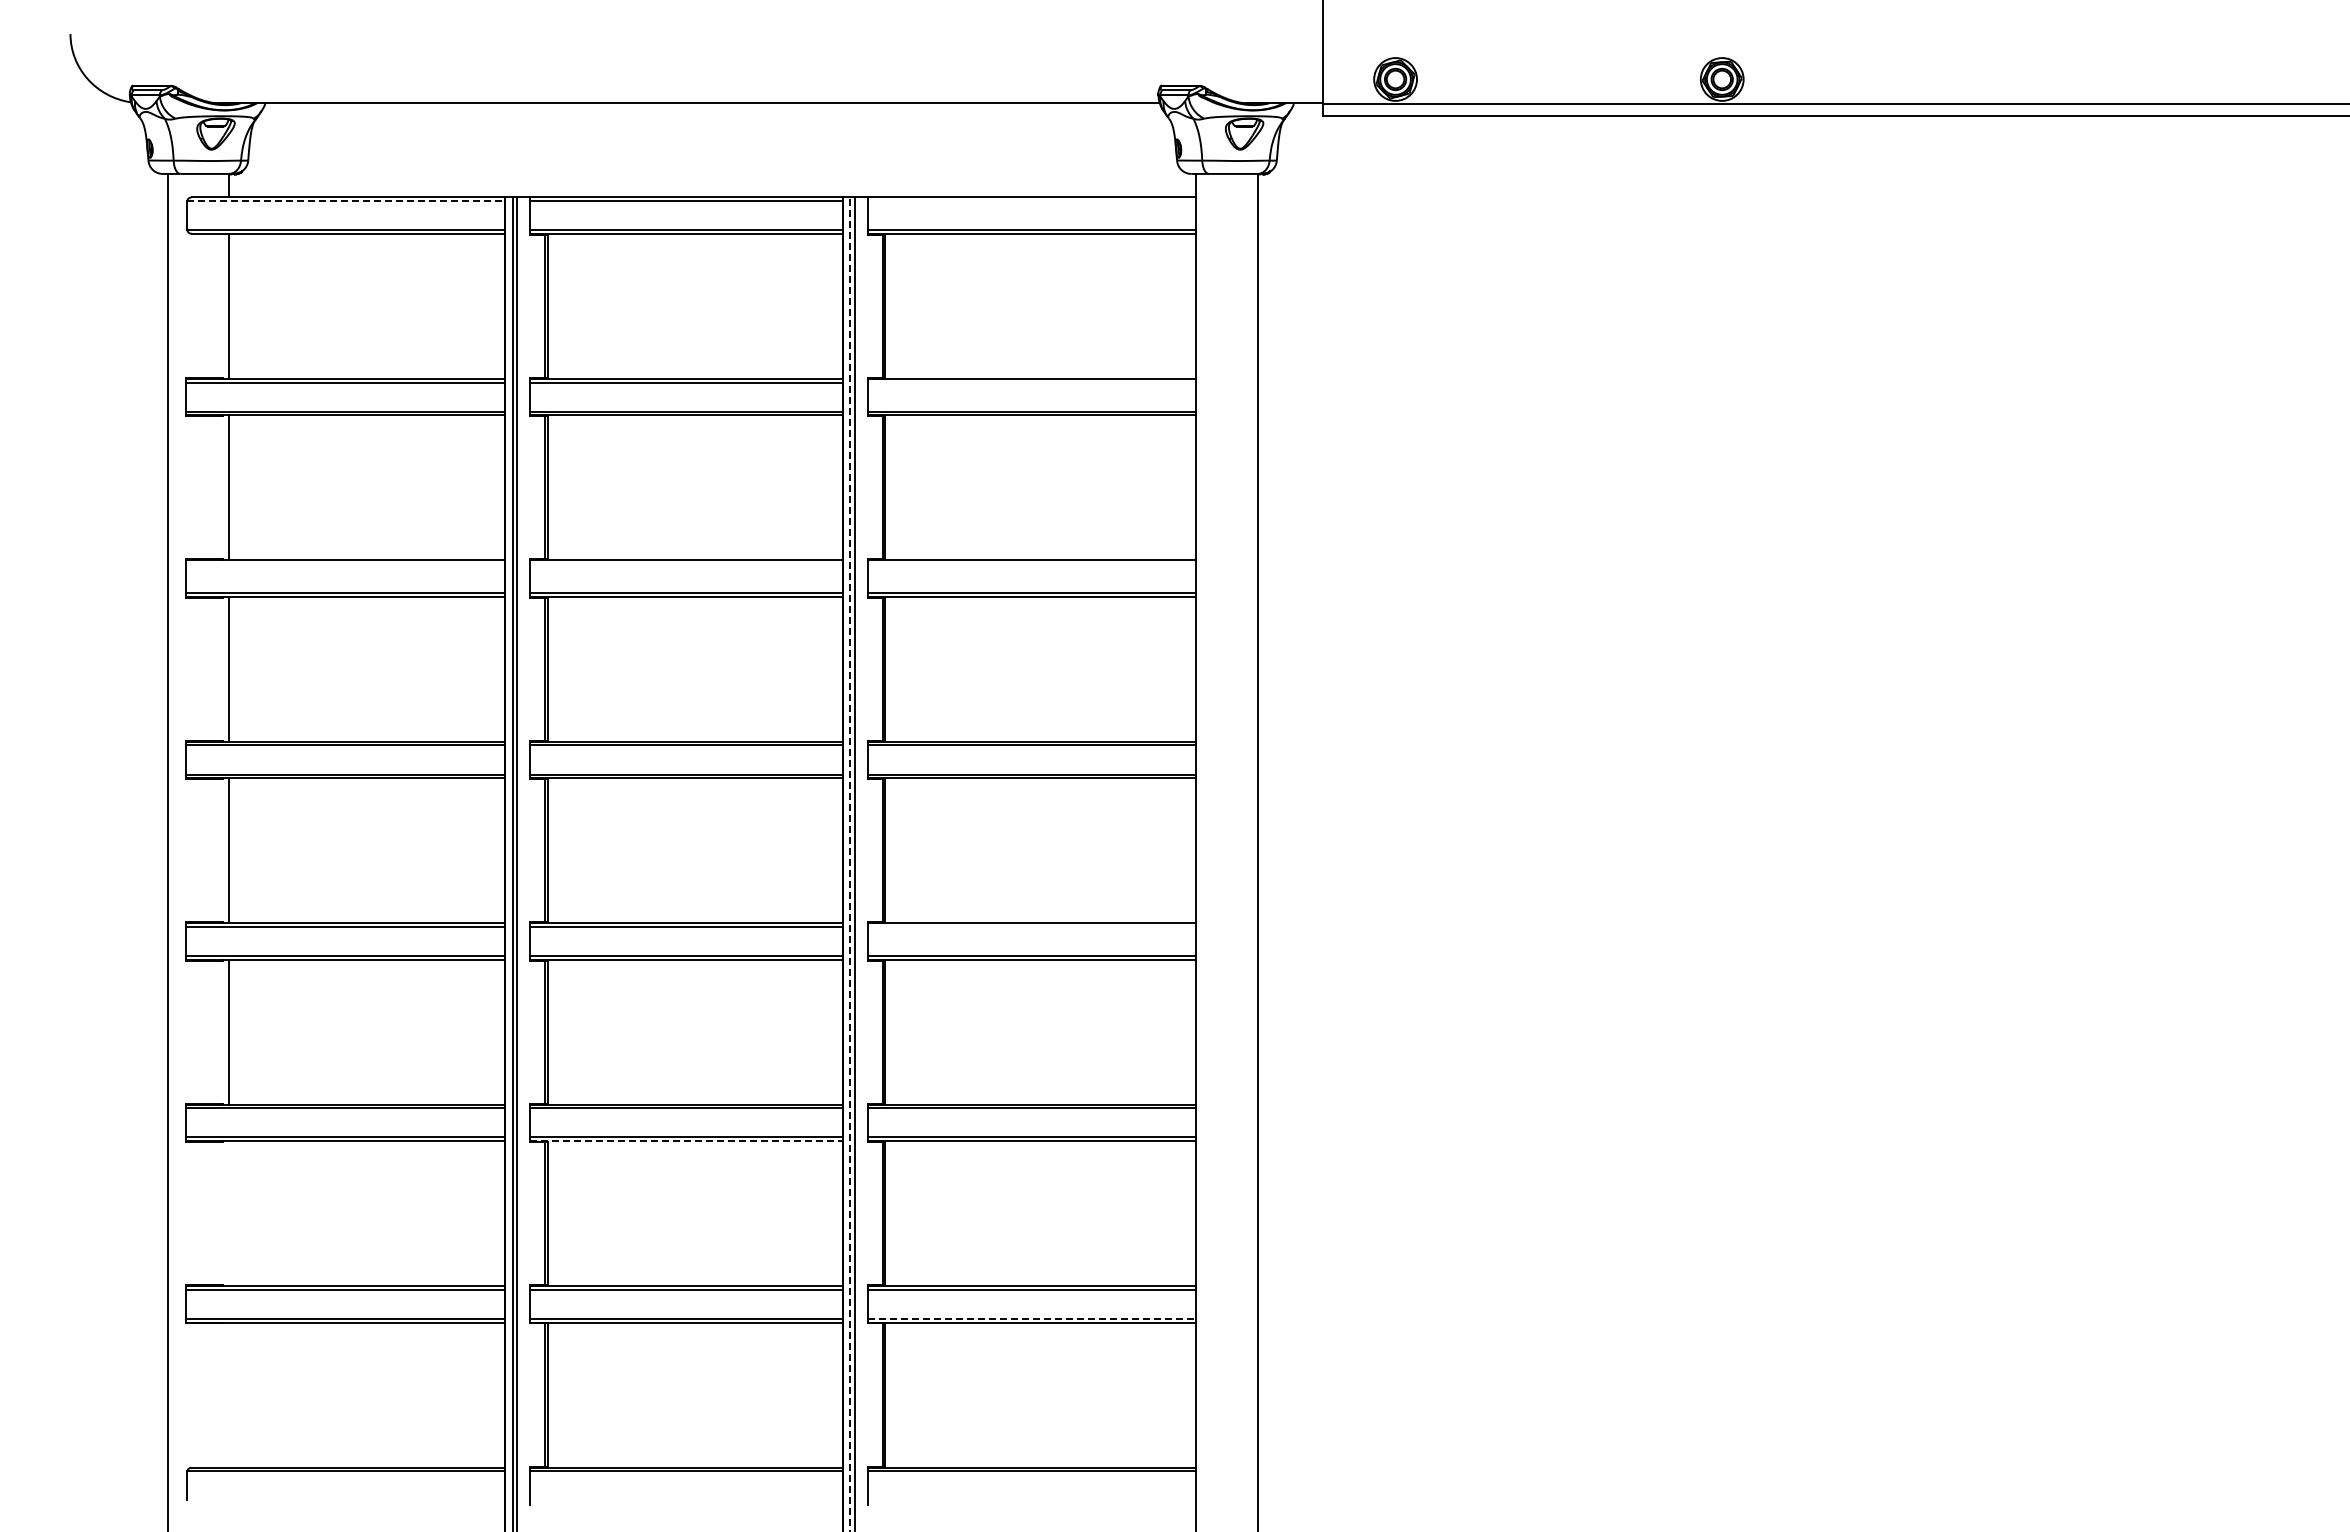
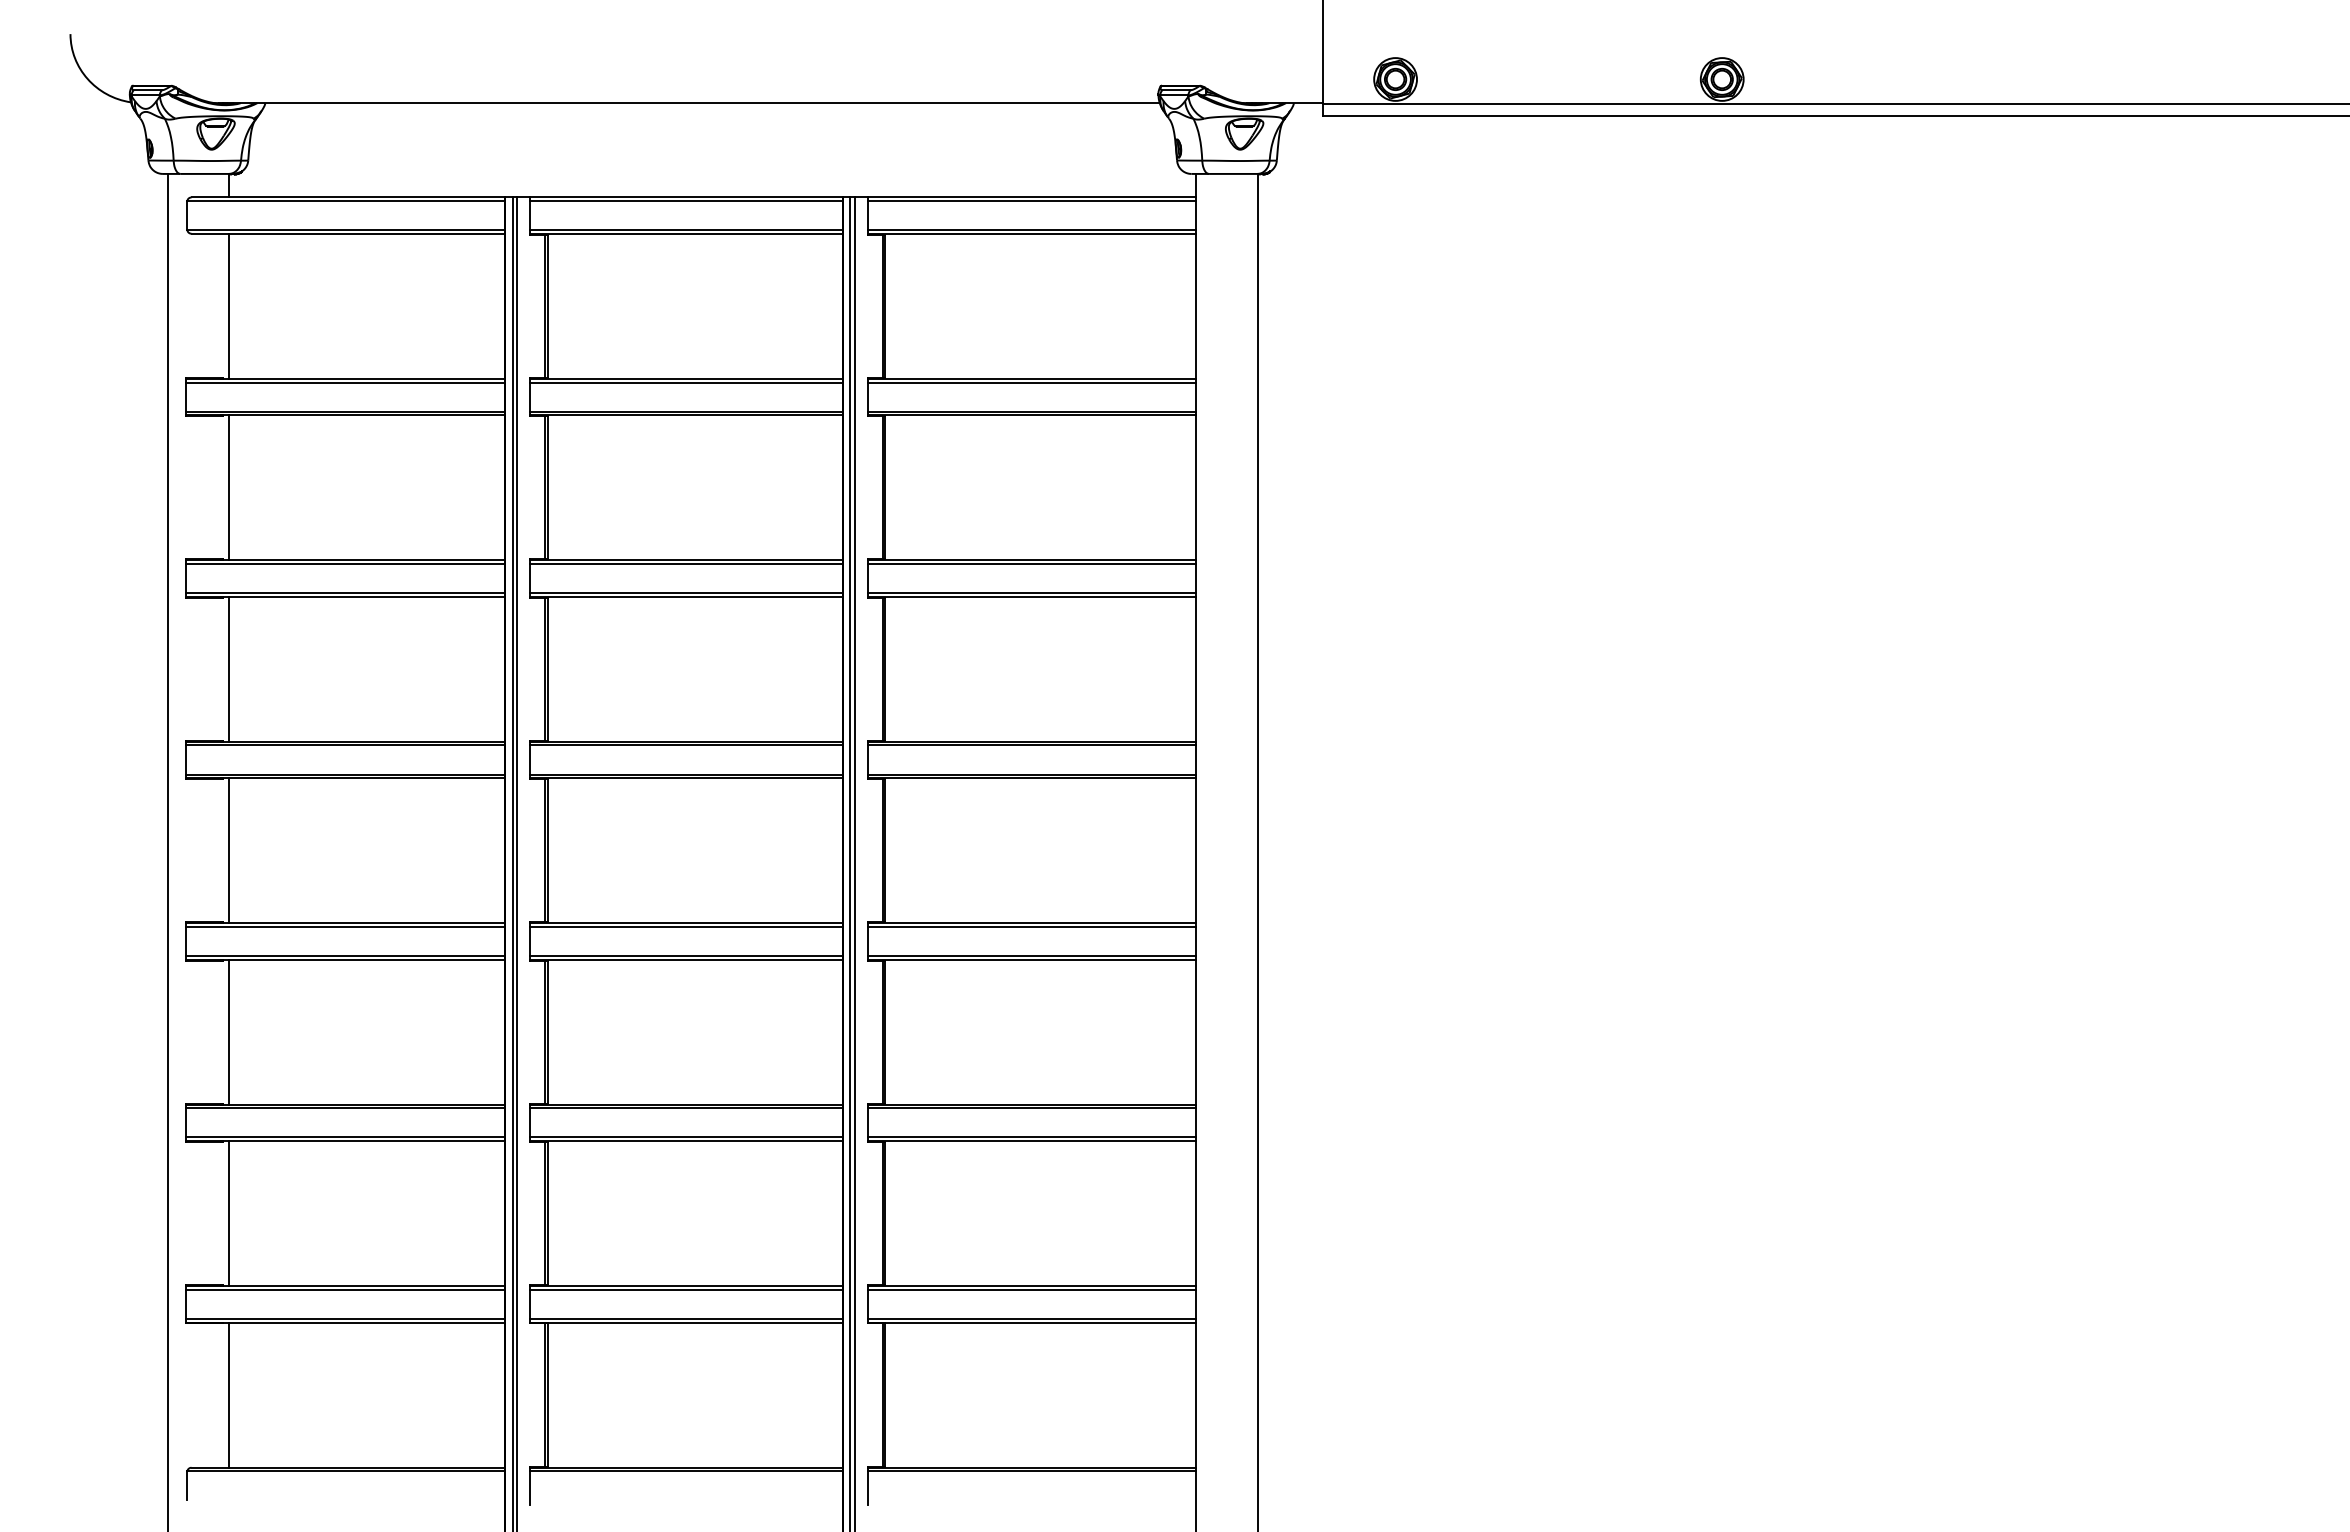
line: dashed -> solid (346, 201)
line: none -> present (1031, 201)
line: none -> present (1031, 382)
line: none -> present (345, 564)
line: none -> present (686, 564)
line: none -> present (1031, 564)
line: dashed -> solid (850, 864)
line: none -> present (1031, 926)
line: dashed -> solid (686, 1141)
line: none -> present (228, 1213)
line: dashed -> solid (1032, 1318)
line: none -> present (228, 1394)
